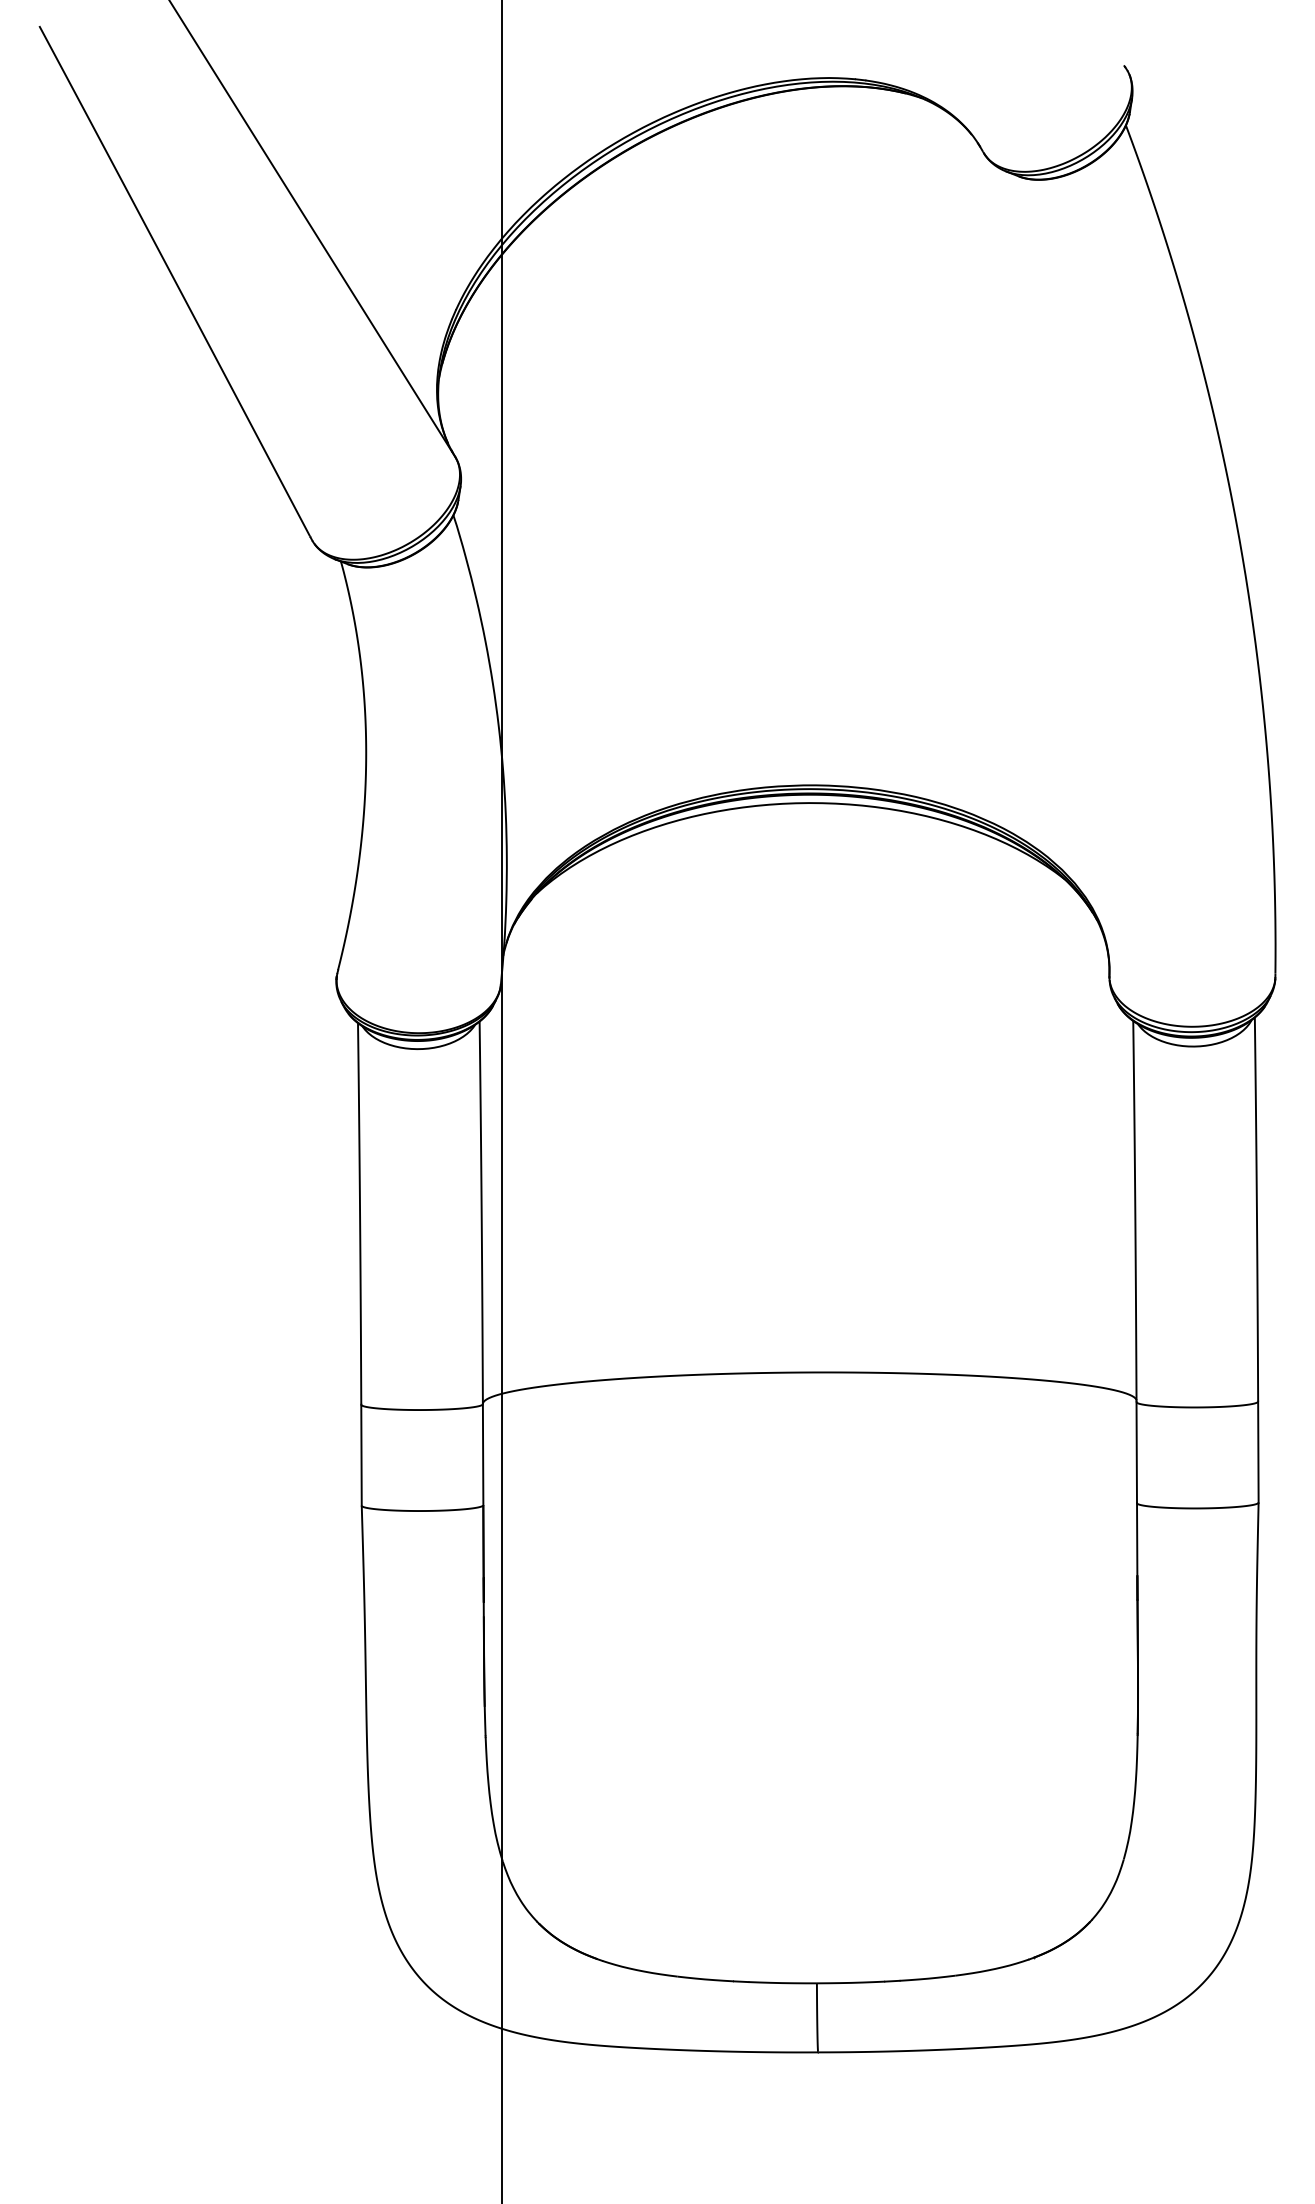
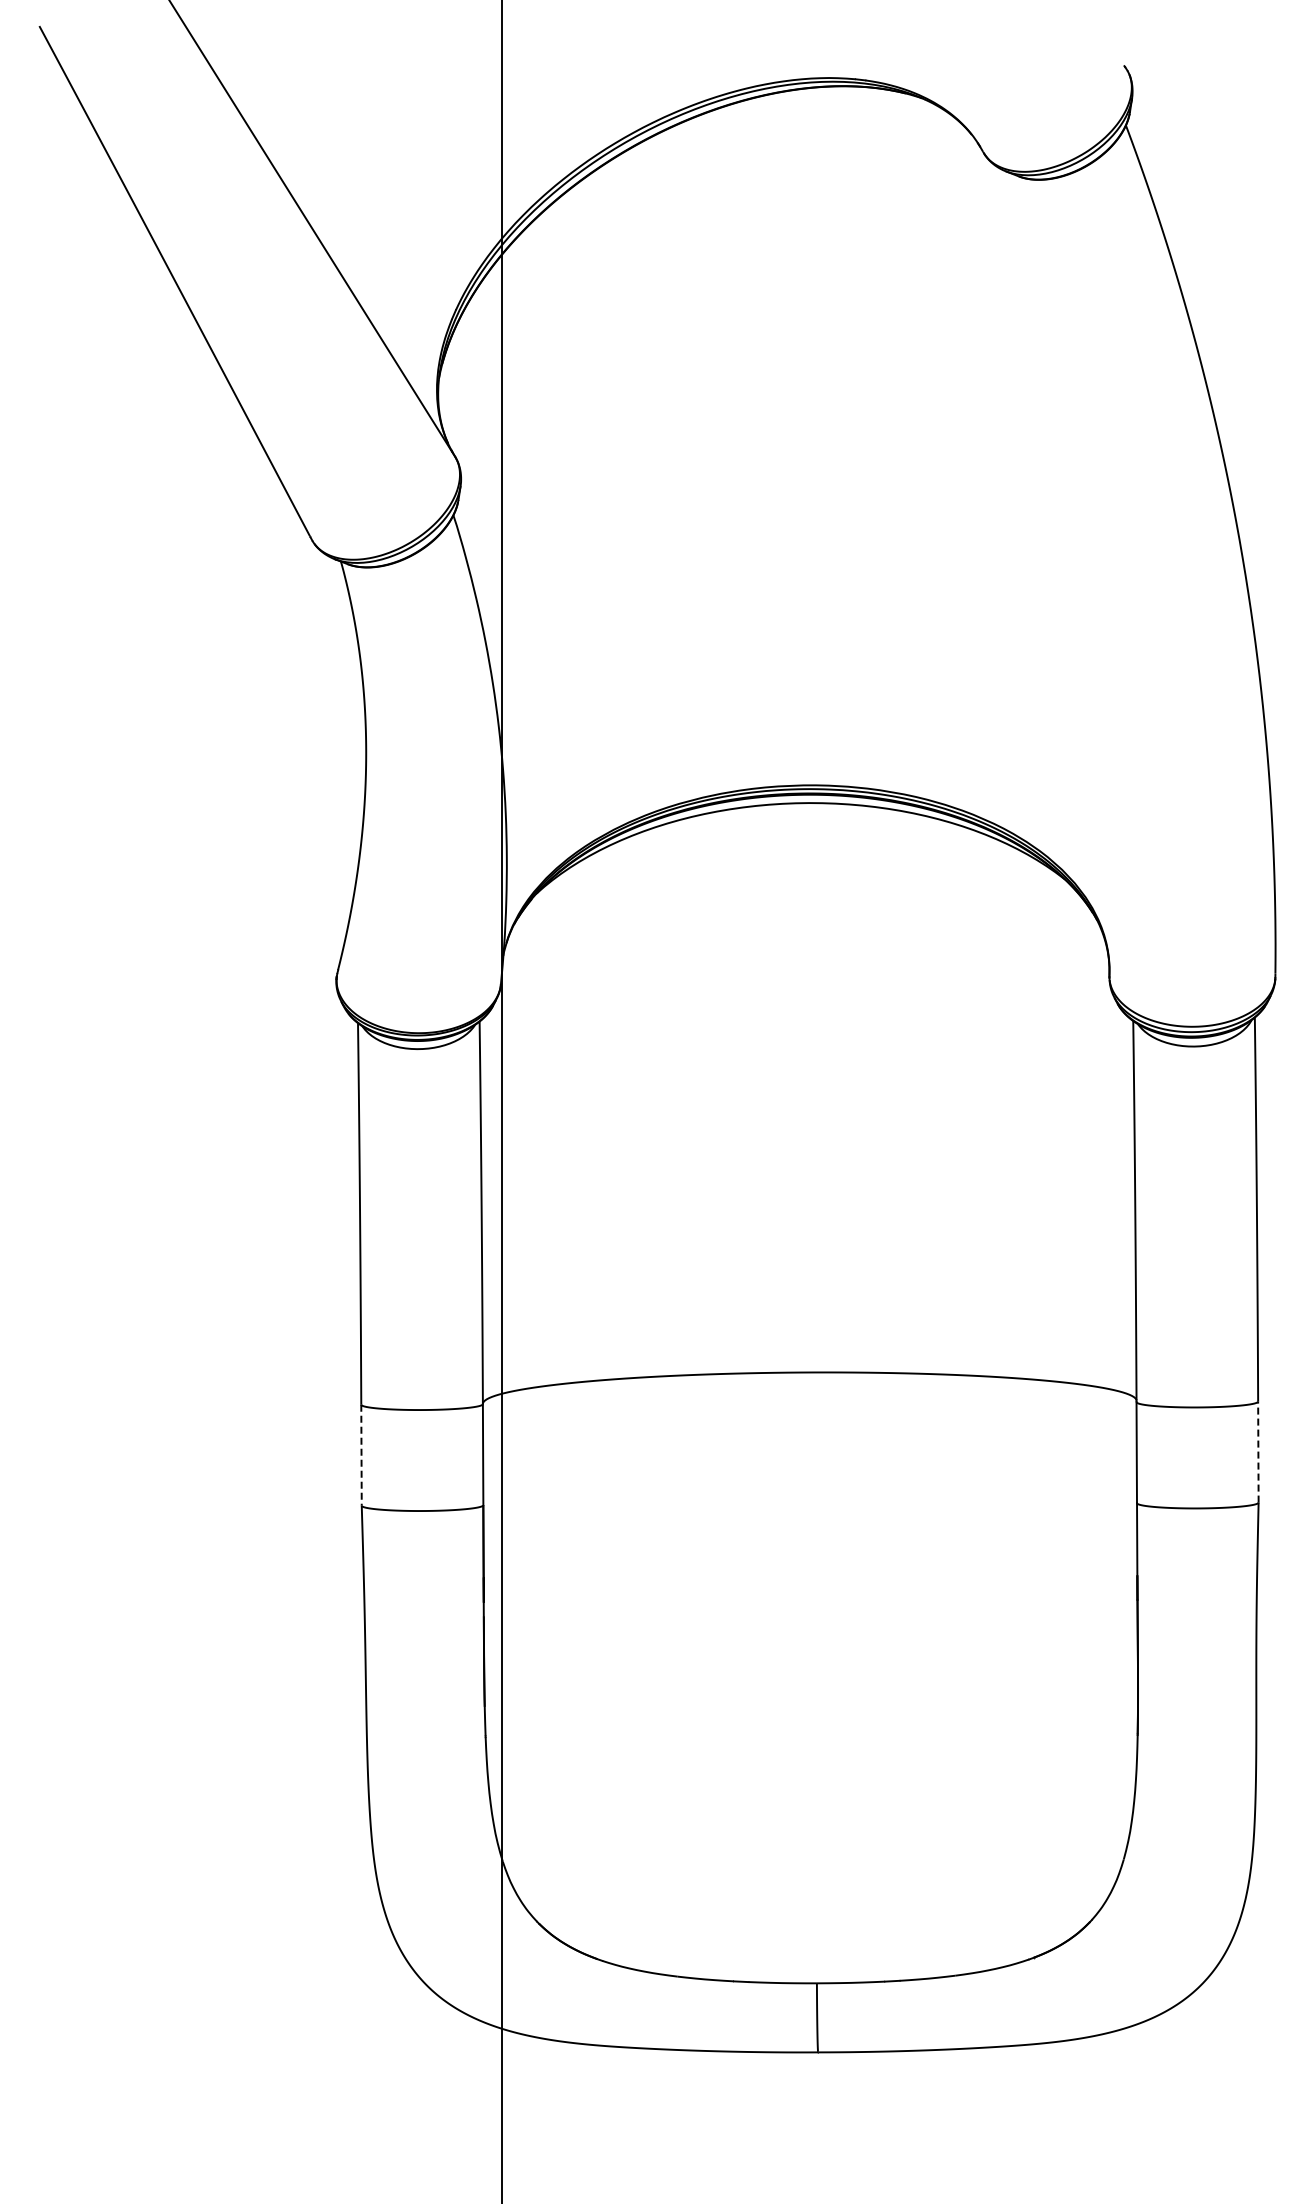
line: solid -> dashed (1258, 1451)
line: solid -> dashed (361, 1455)
